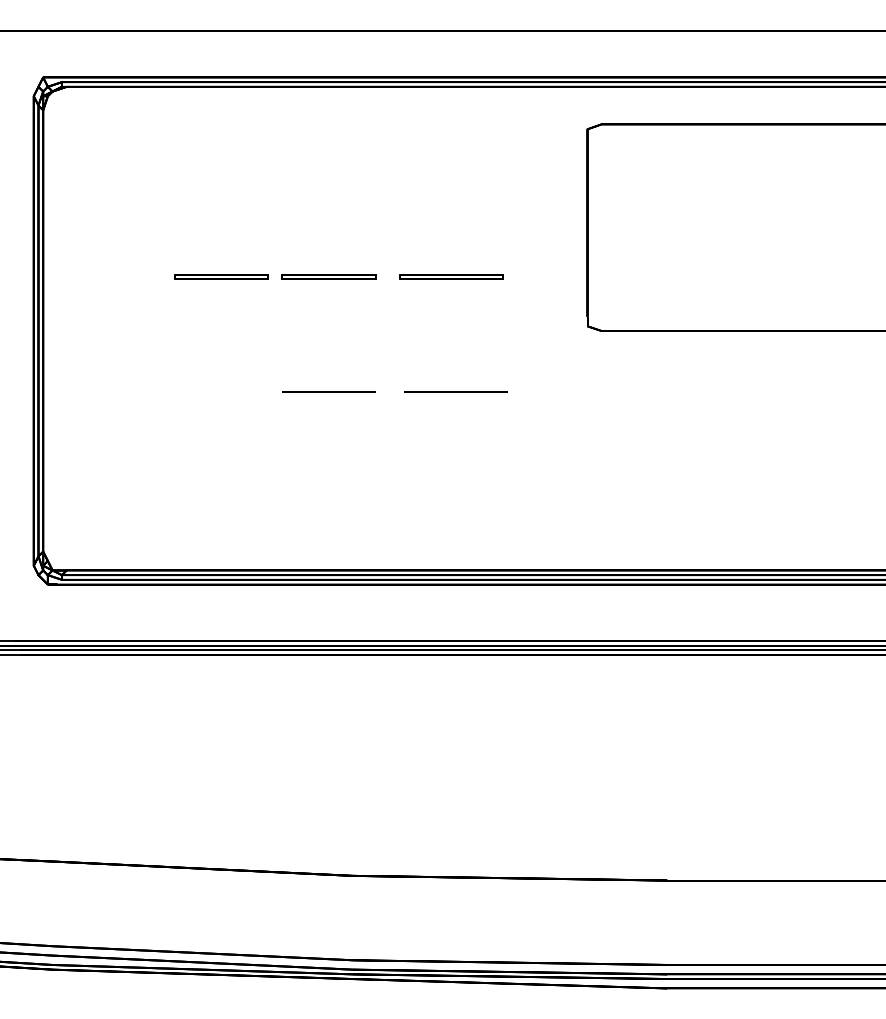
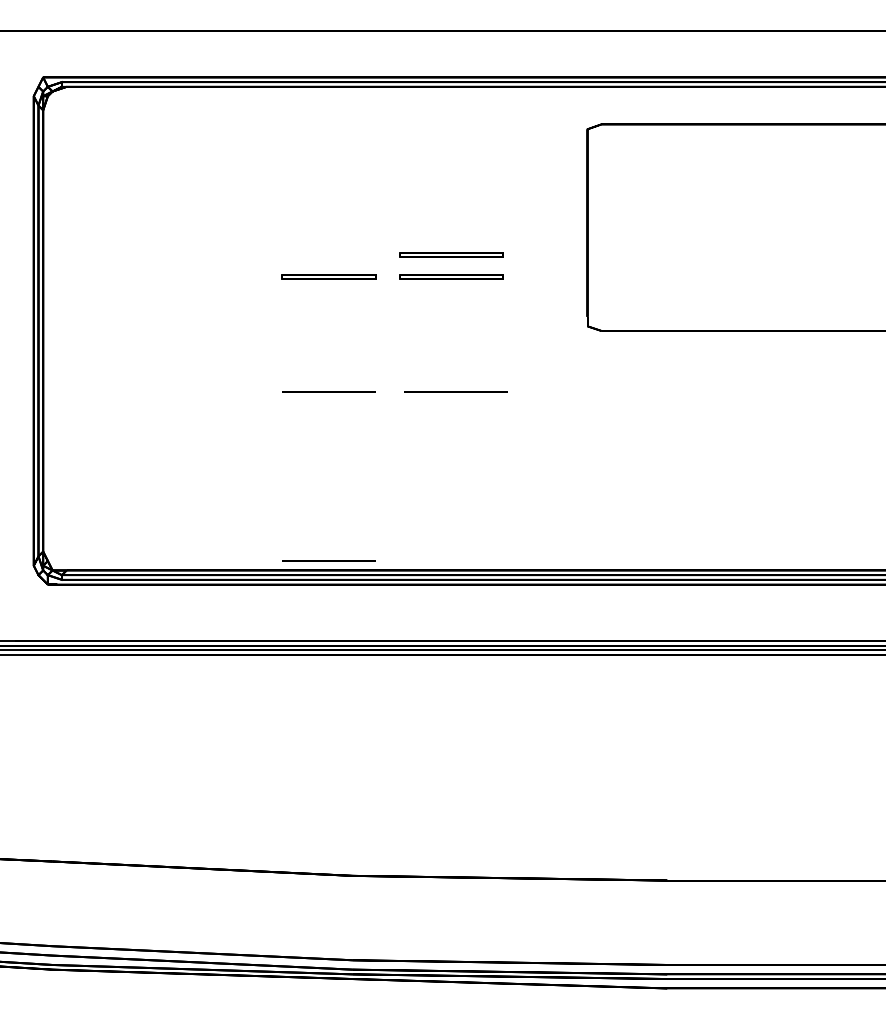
part: none -> present (451, 254)
part: present -> none (221, 276)
line: none -> present (328, 560)
